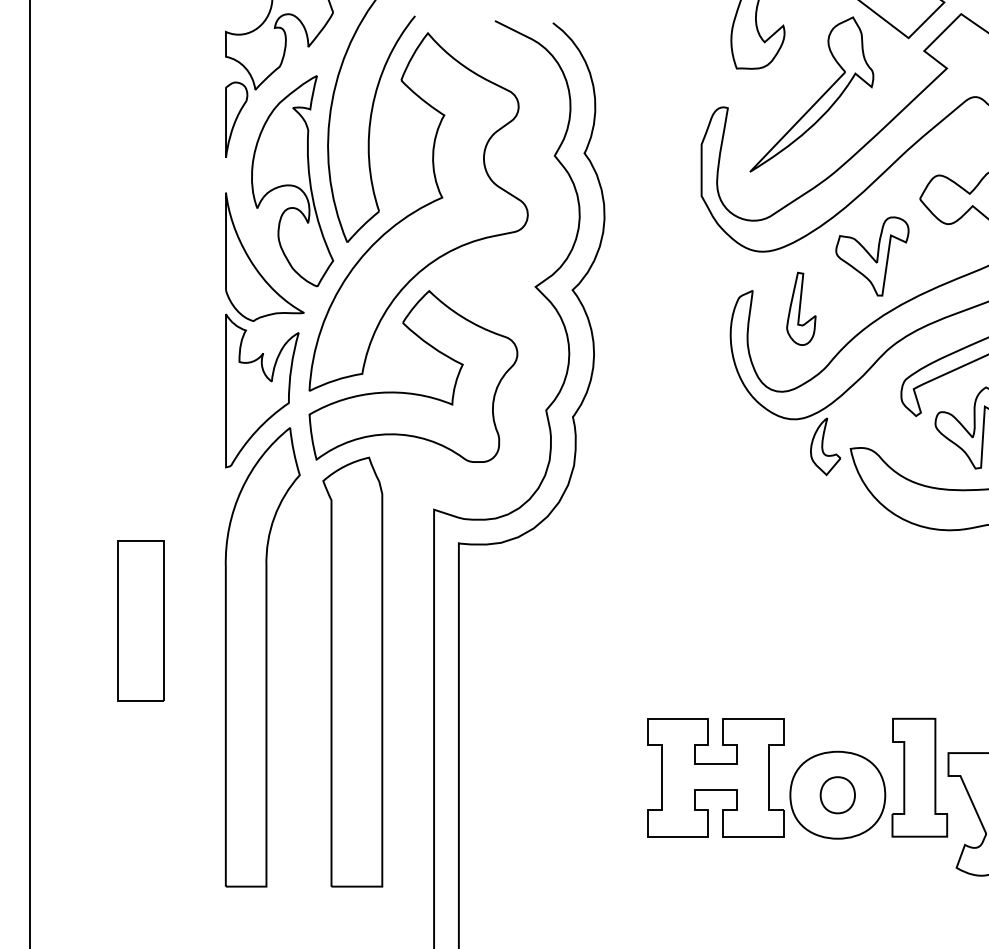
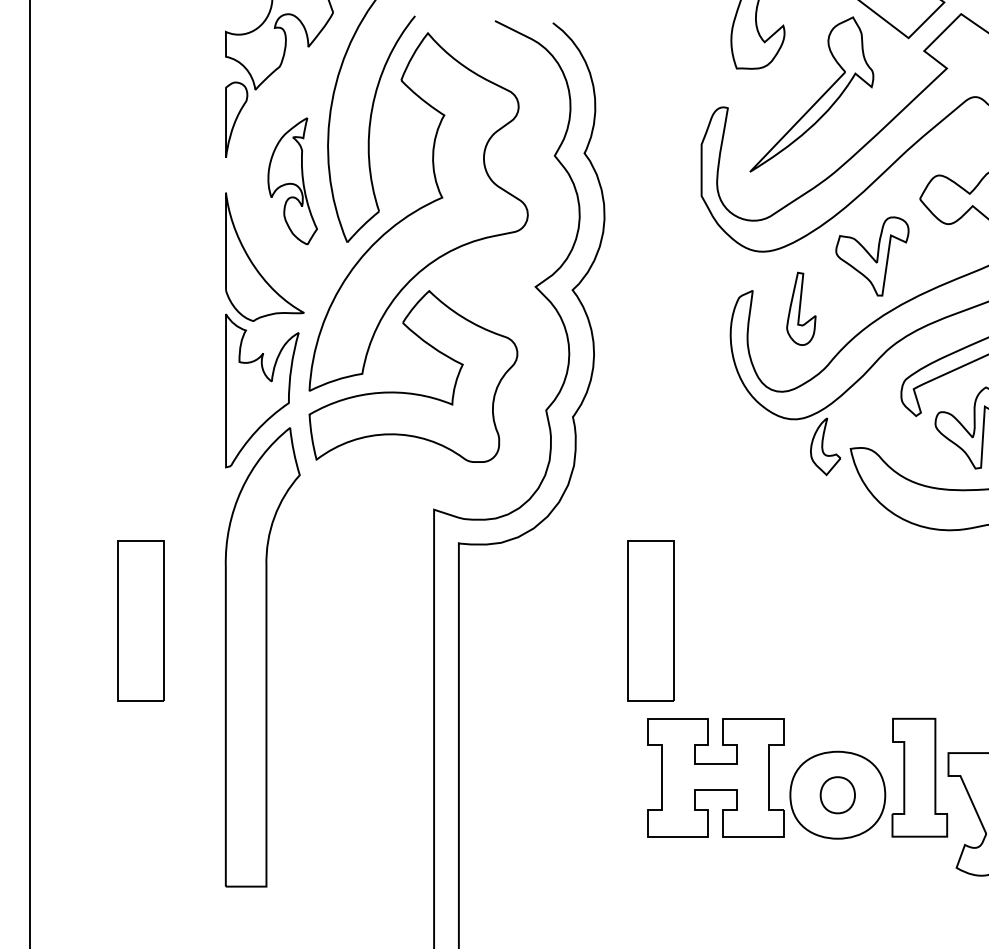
part size: 84x213 px -> 51x129 px (292, 181)
part: none -> present (650, 620)
part: present -> none (352, 671)
